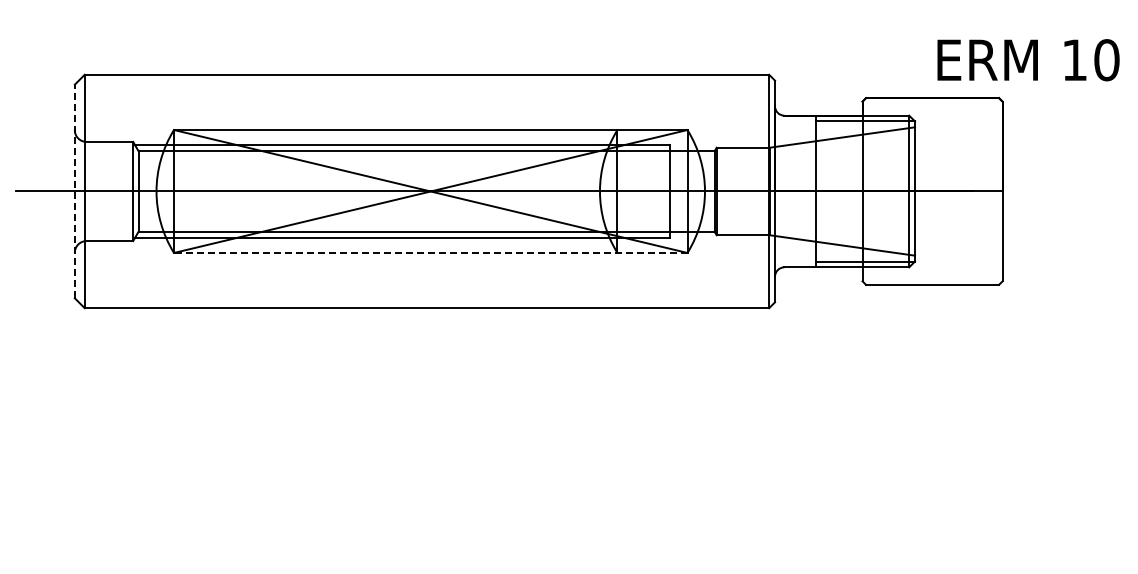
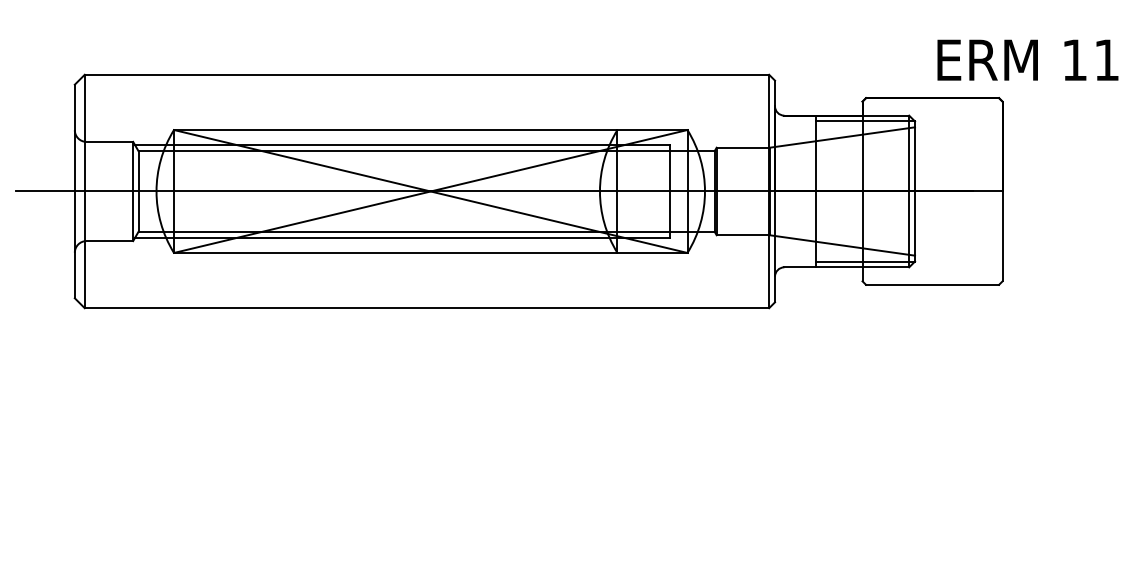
text: 10 -> 11 (1106, 60)
line: dashed -> solid (74, 191)
line: dashed -> solid (430, 252)
